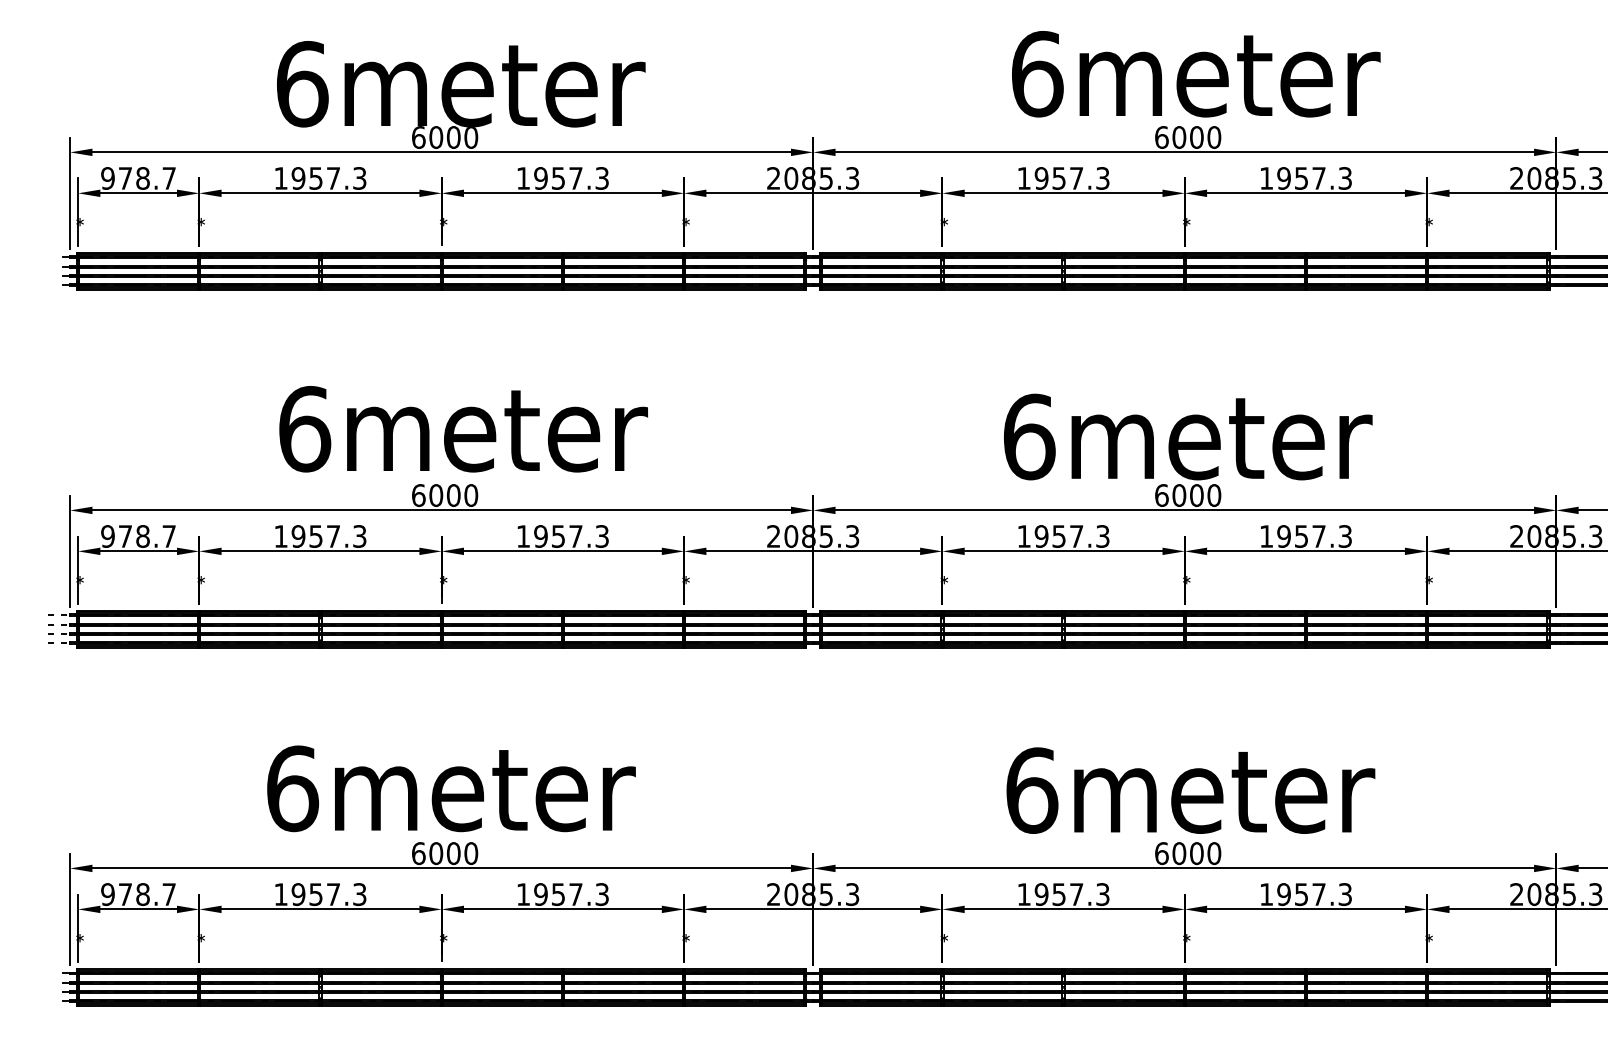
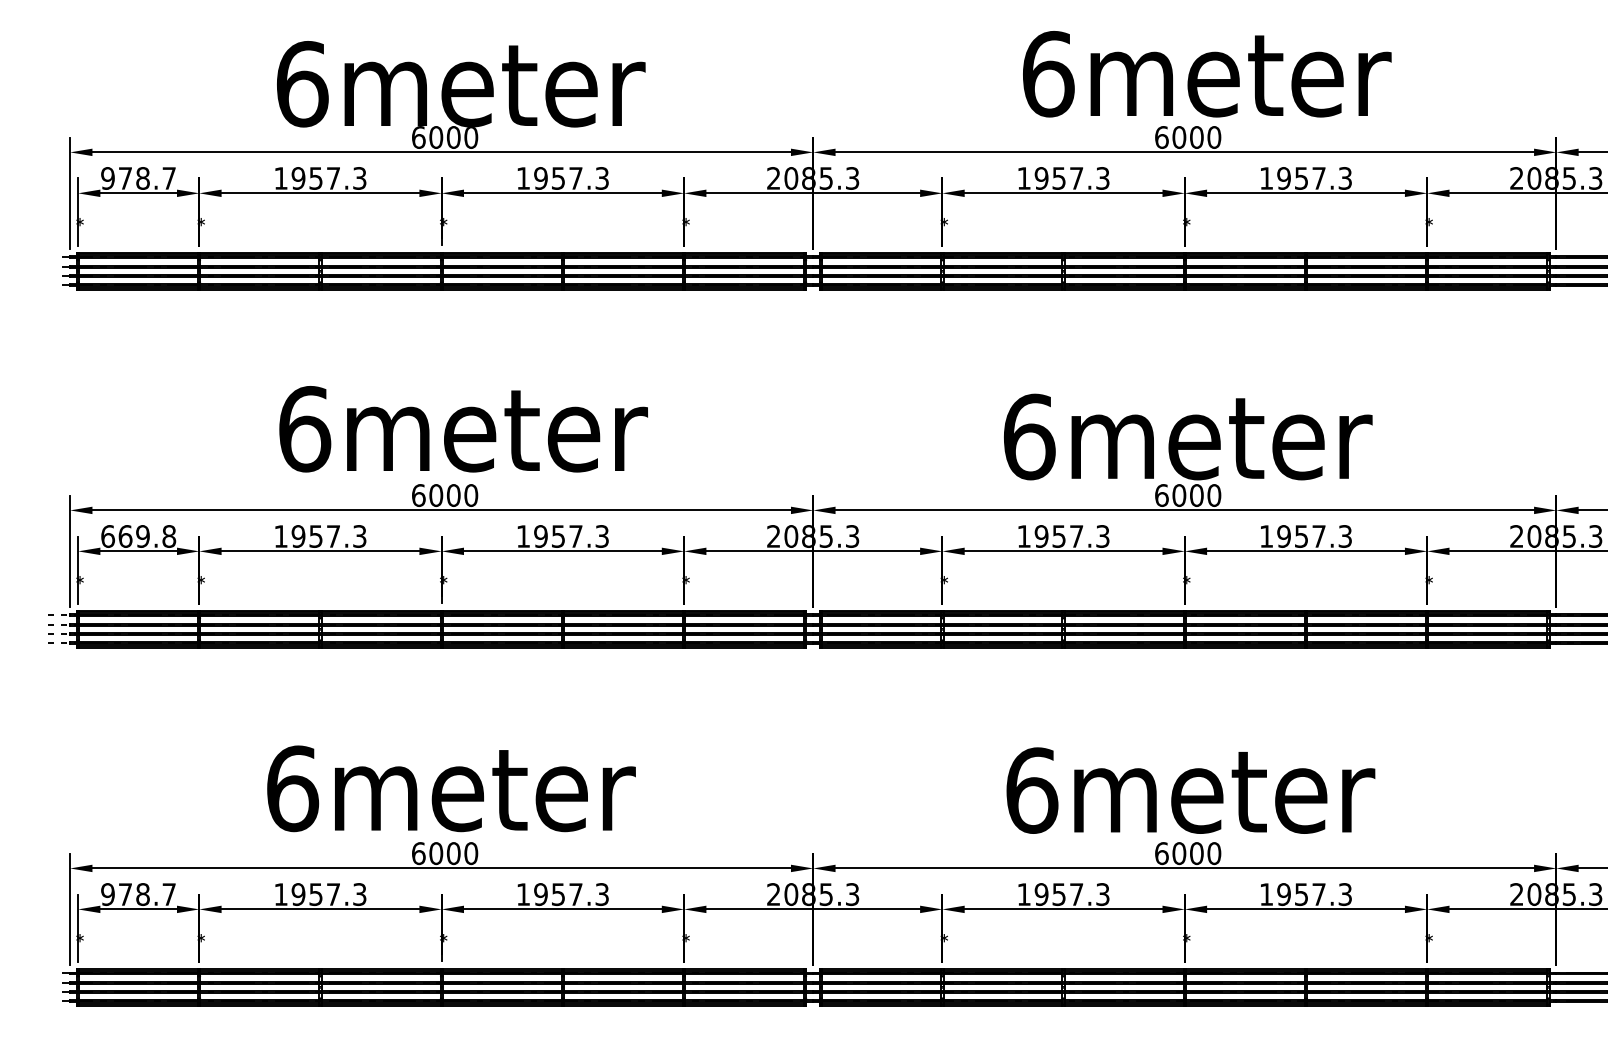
text position: (1196, 74) -> (1207, 74) (1207, 74)
text: 978.7 -> 669.8 (138, 536)
